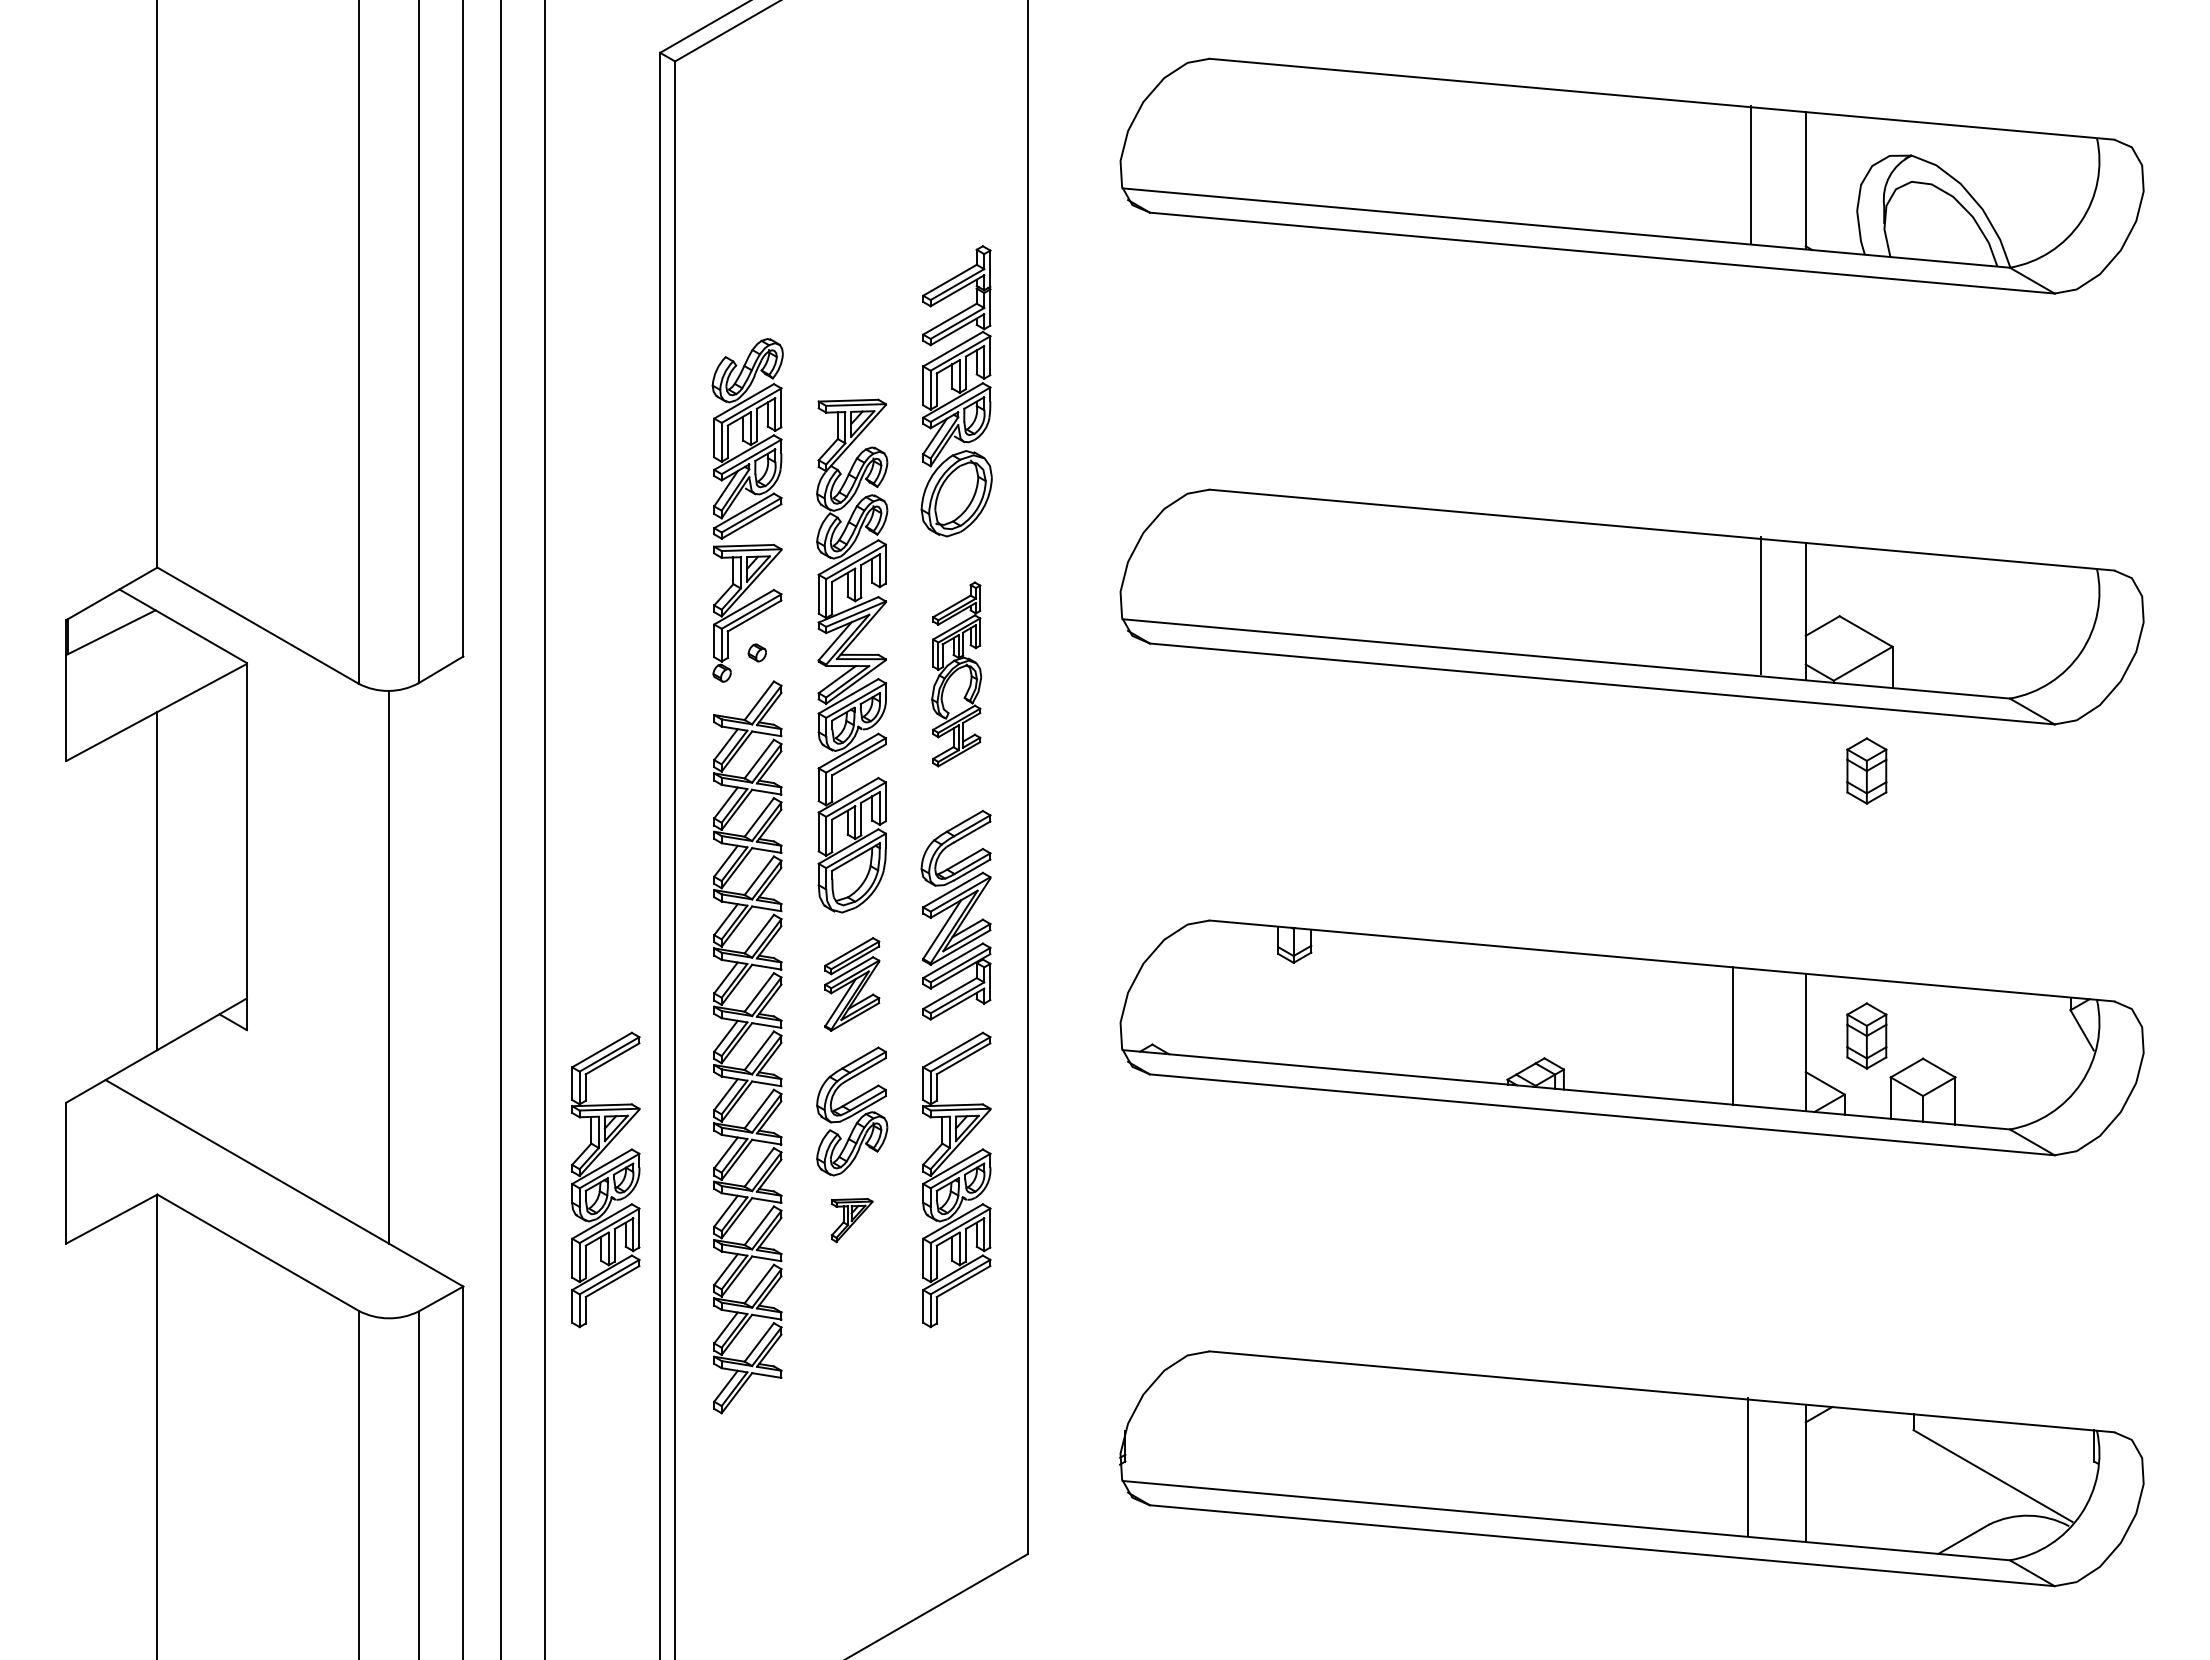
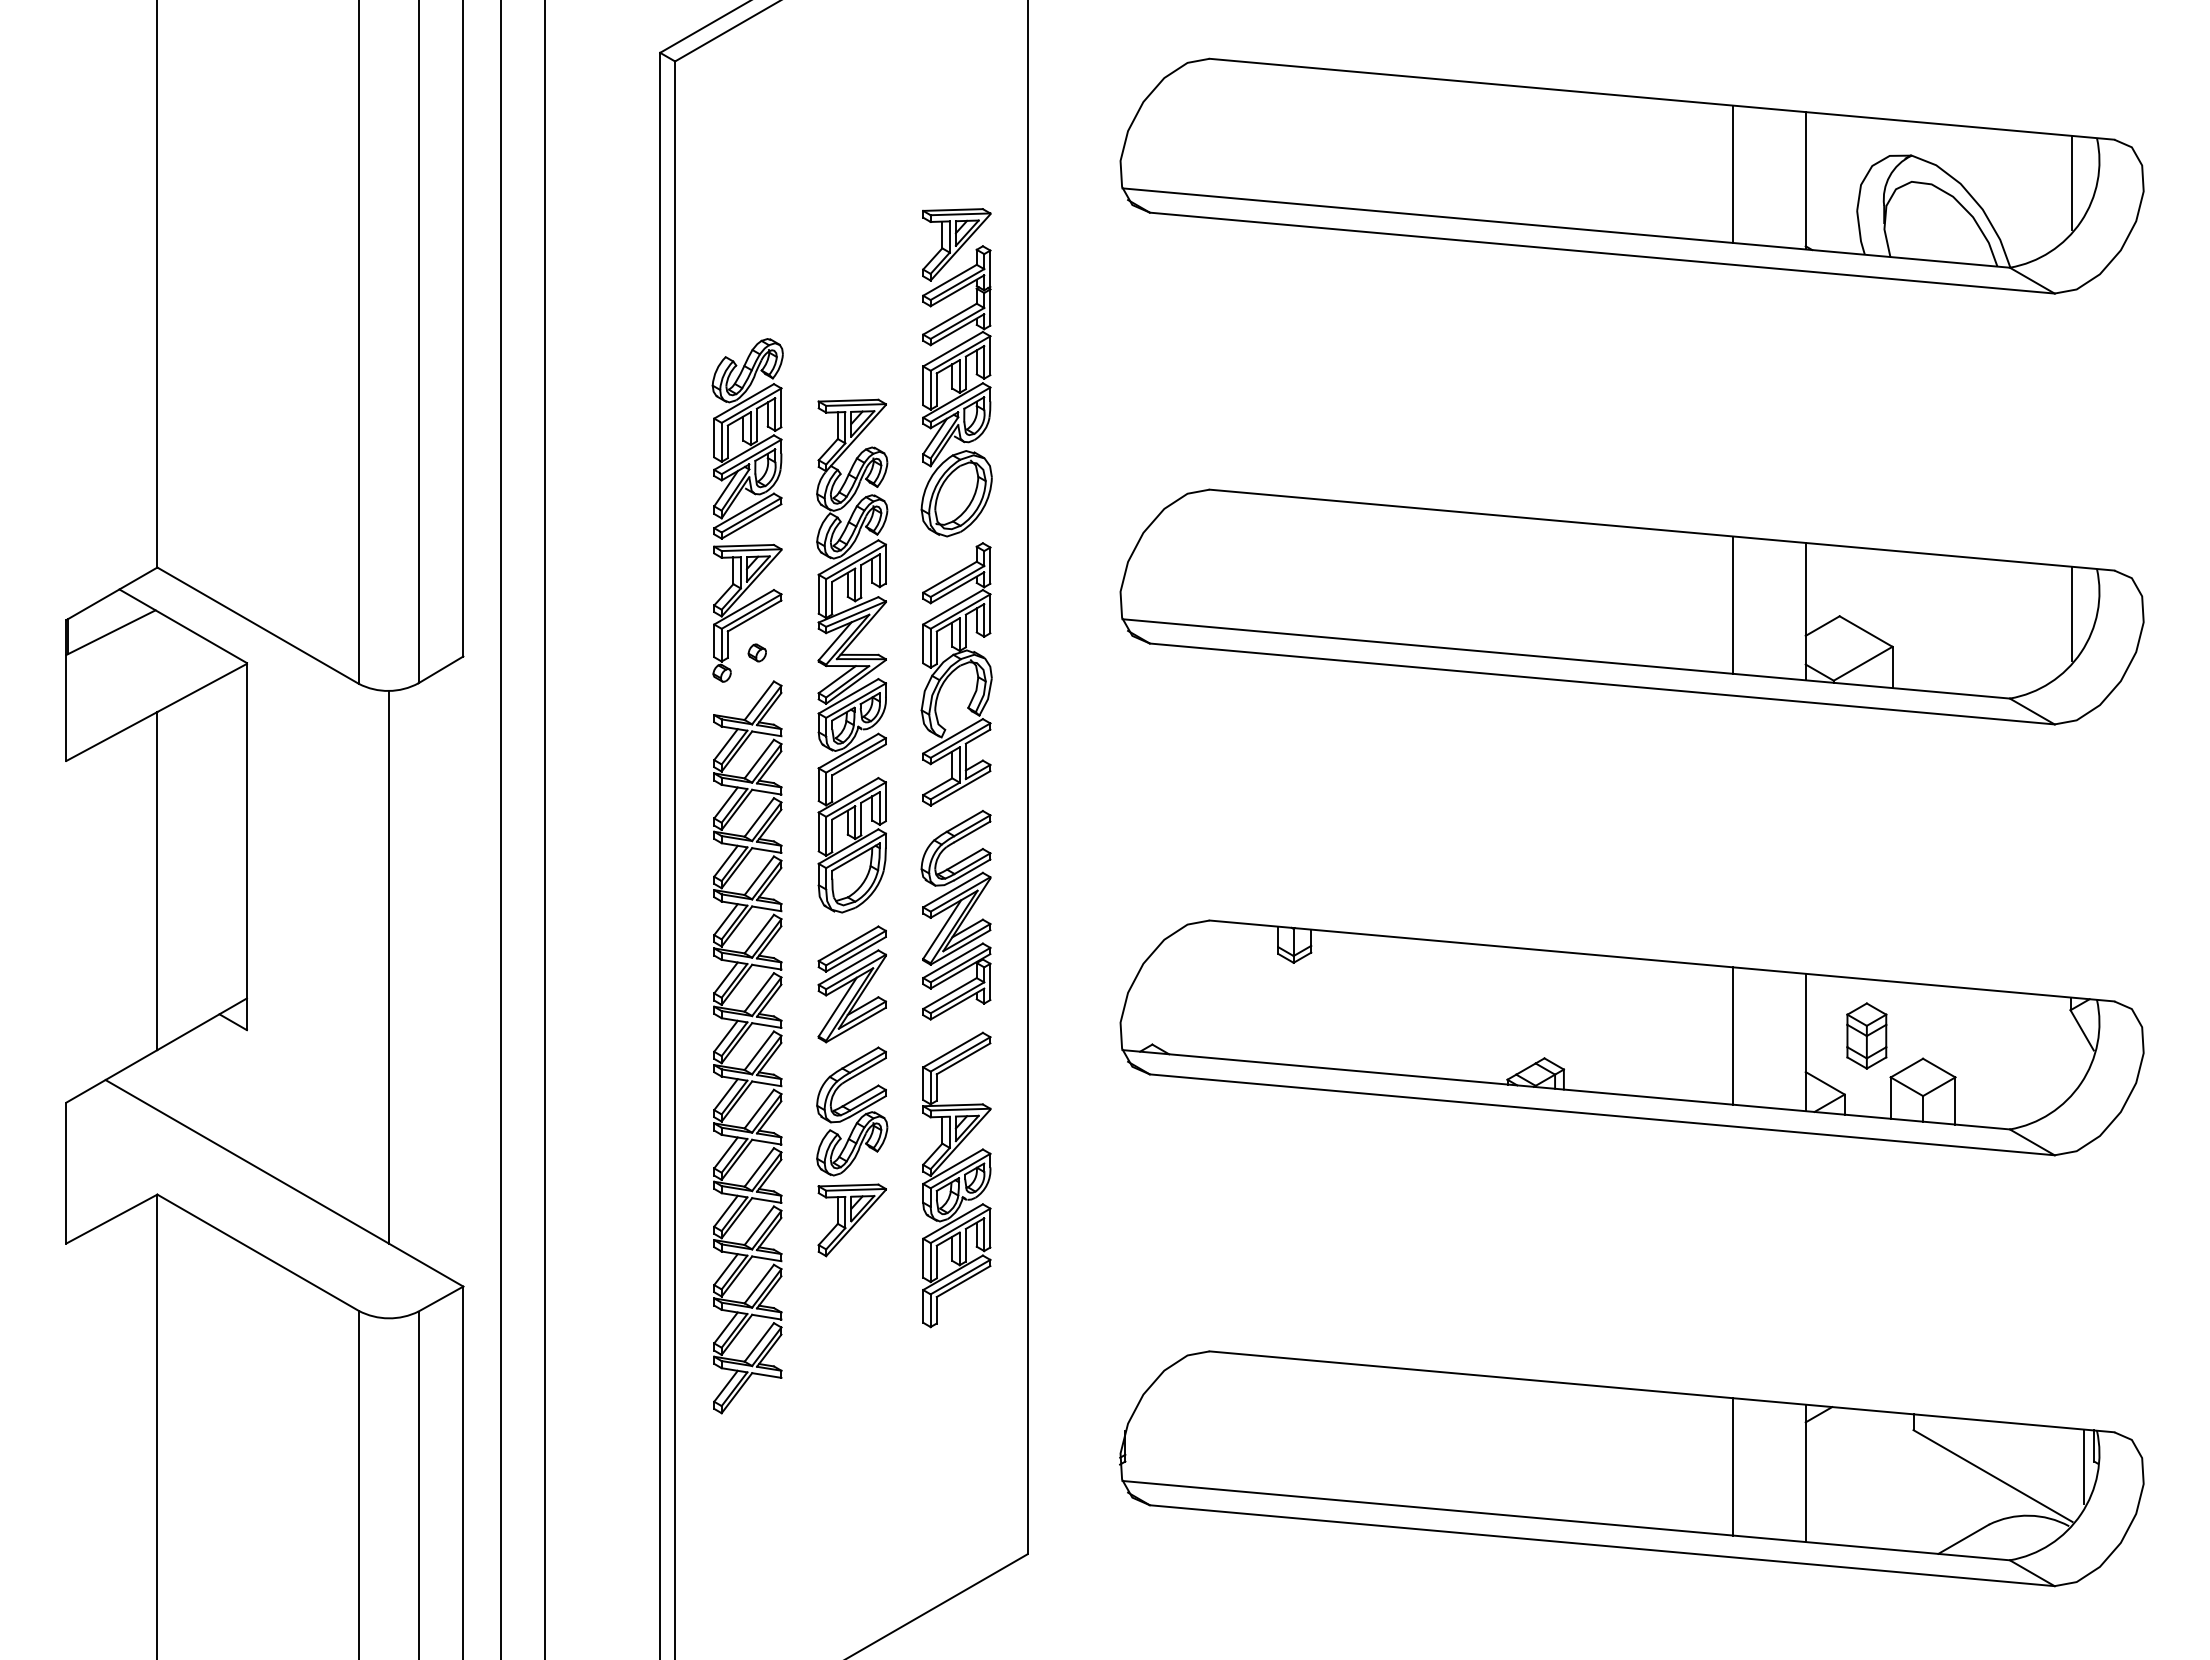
line position: (1751, 174) -> (1733, 174) (1733, 174)
line: none -> present (2072, 182)
part: none -> present (956, 244)
line position: (1761, 604) -> (1733, 604) (1733, 604)
line: none -> present (2072, 613)
part size: 52x187 px -> 73x265 px (956, 674)
part: present -> none (1866, 770)
part size: 57x95 px -> 70x119 px (851, 984)
part: present -> none (605, 1179)
part size: 44x45 px -> 70x75 px (851, 1220)
line position: (1748, 1466) -> (1733, 1466) (1733, 1466)
line: none -> present (2083, 1466)
